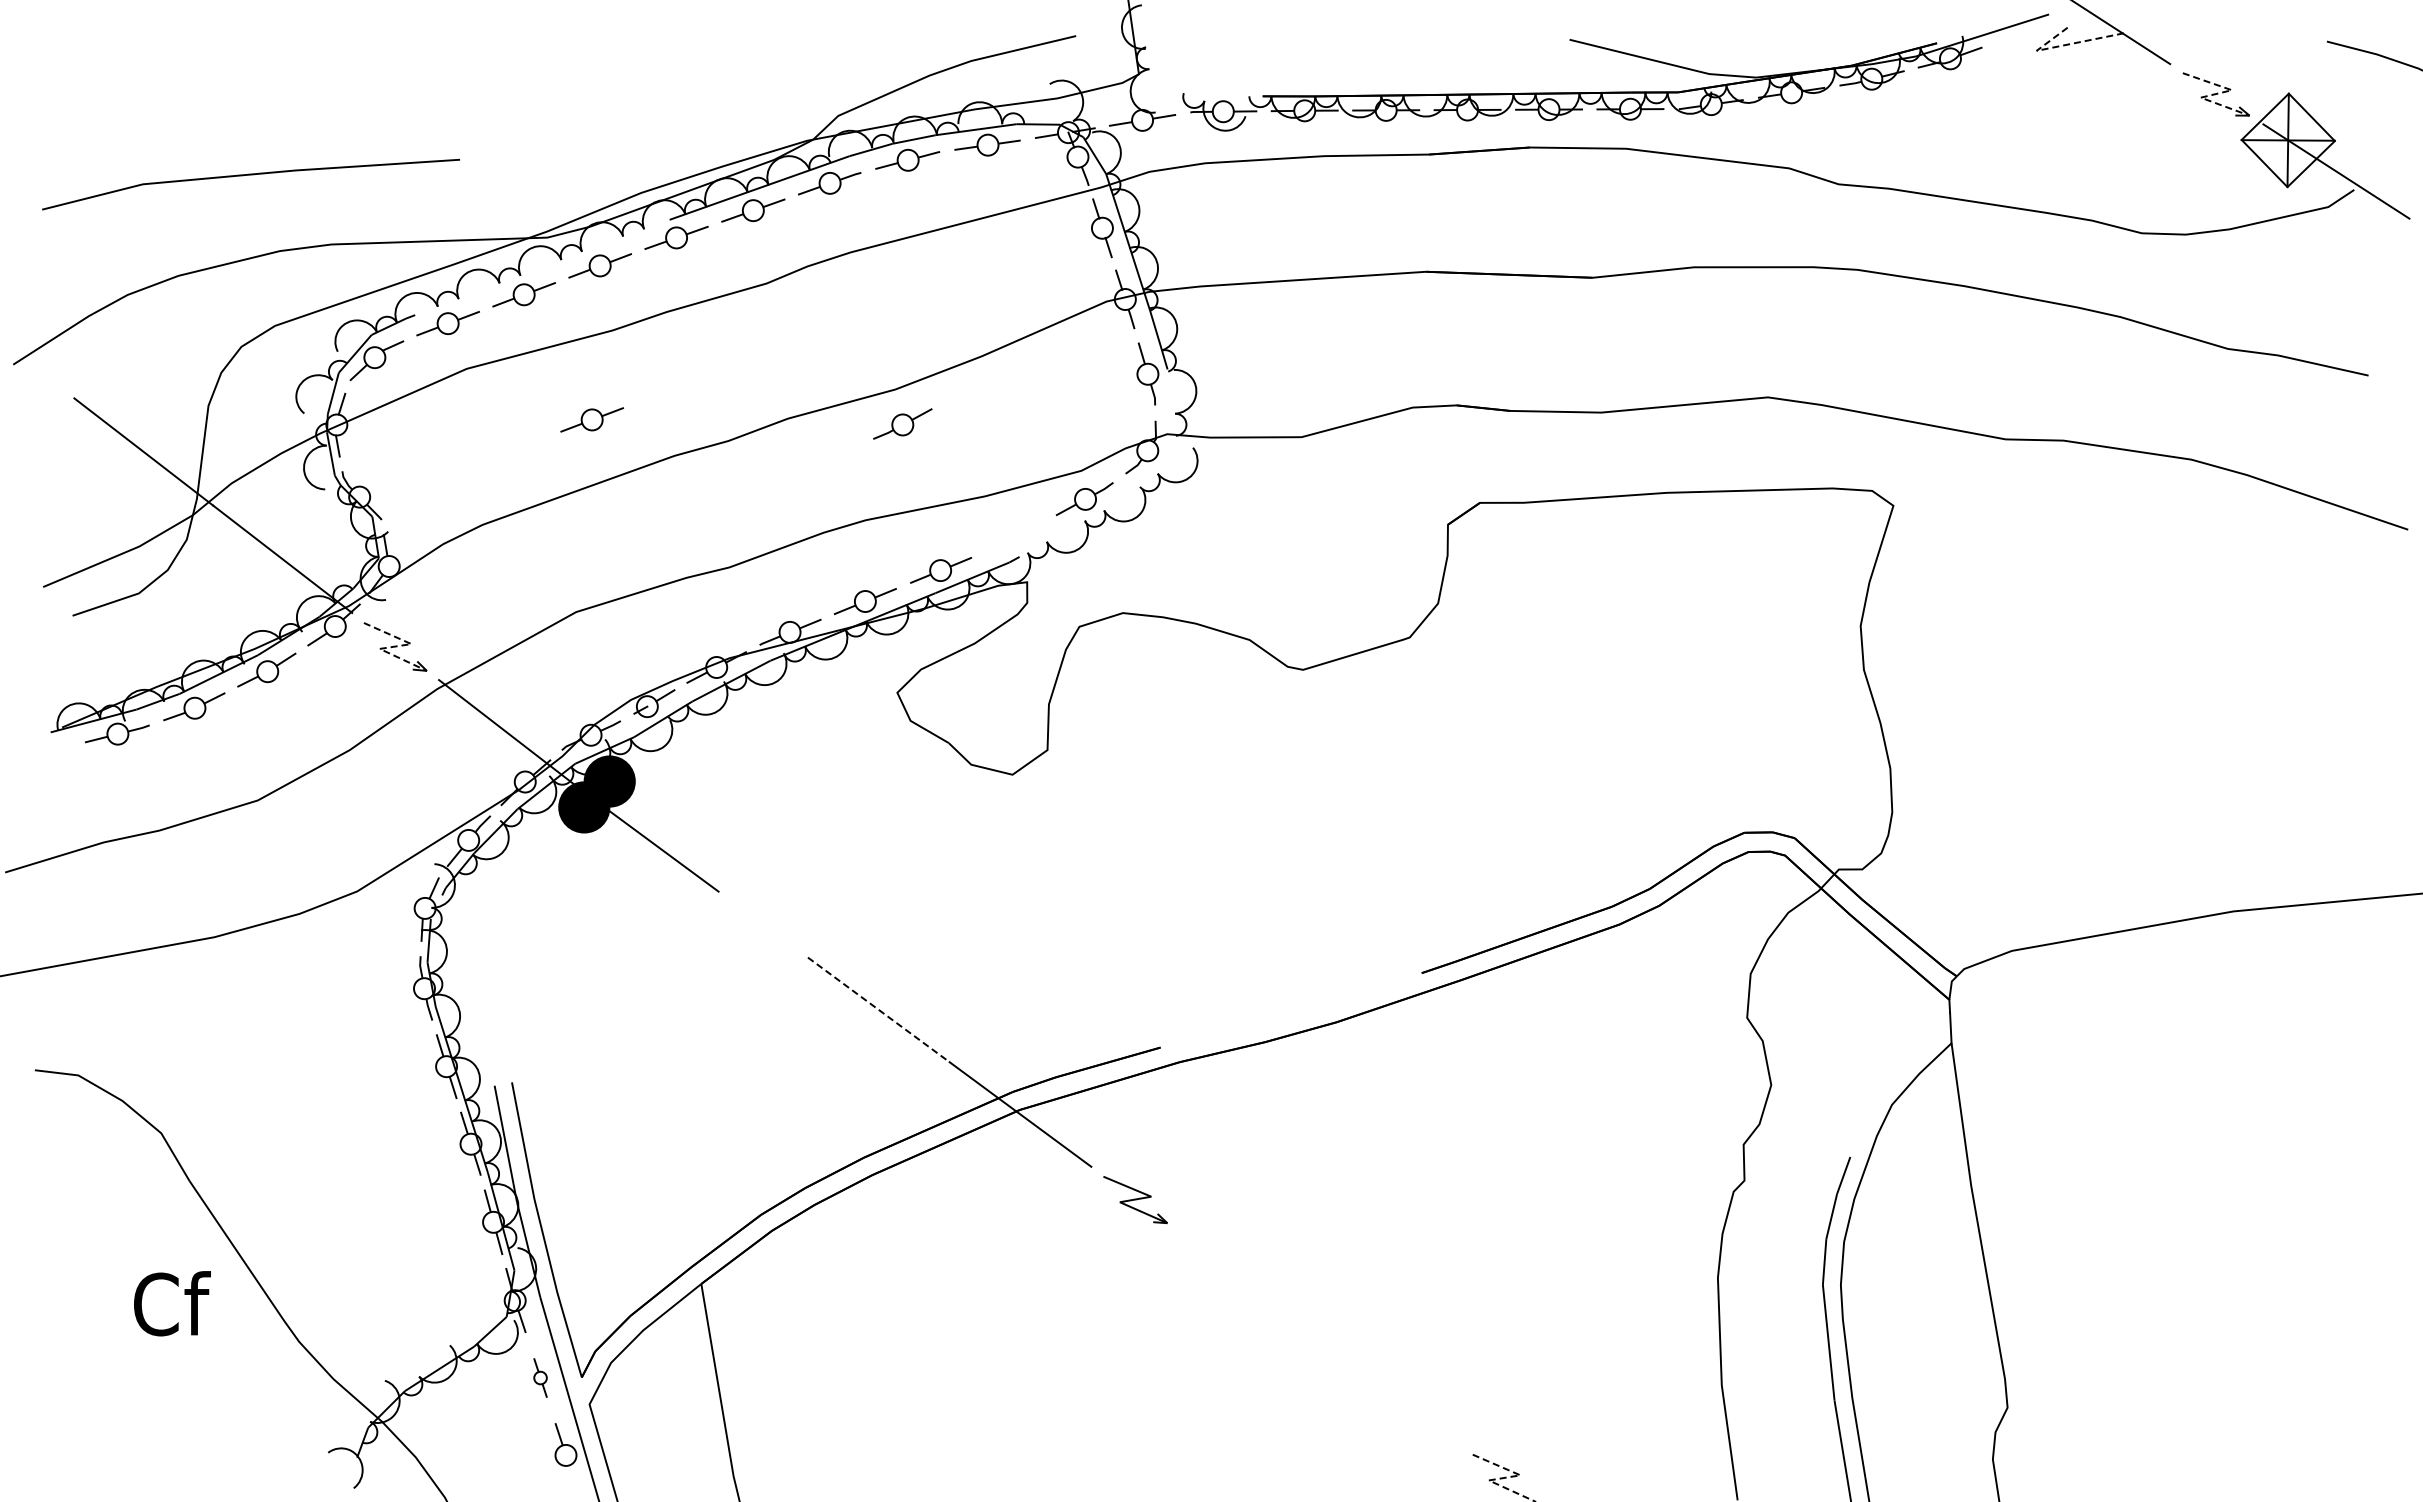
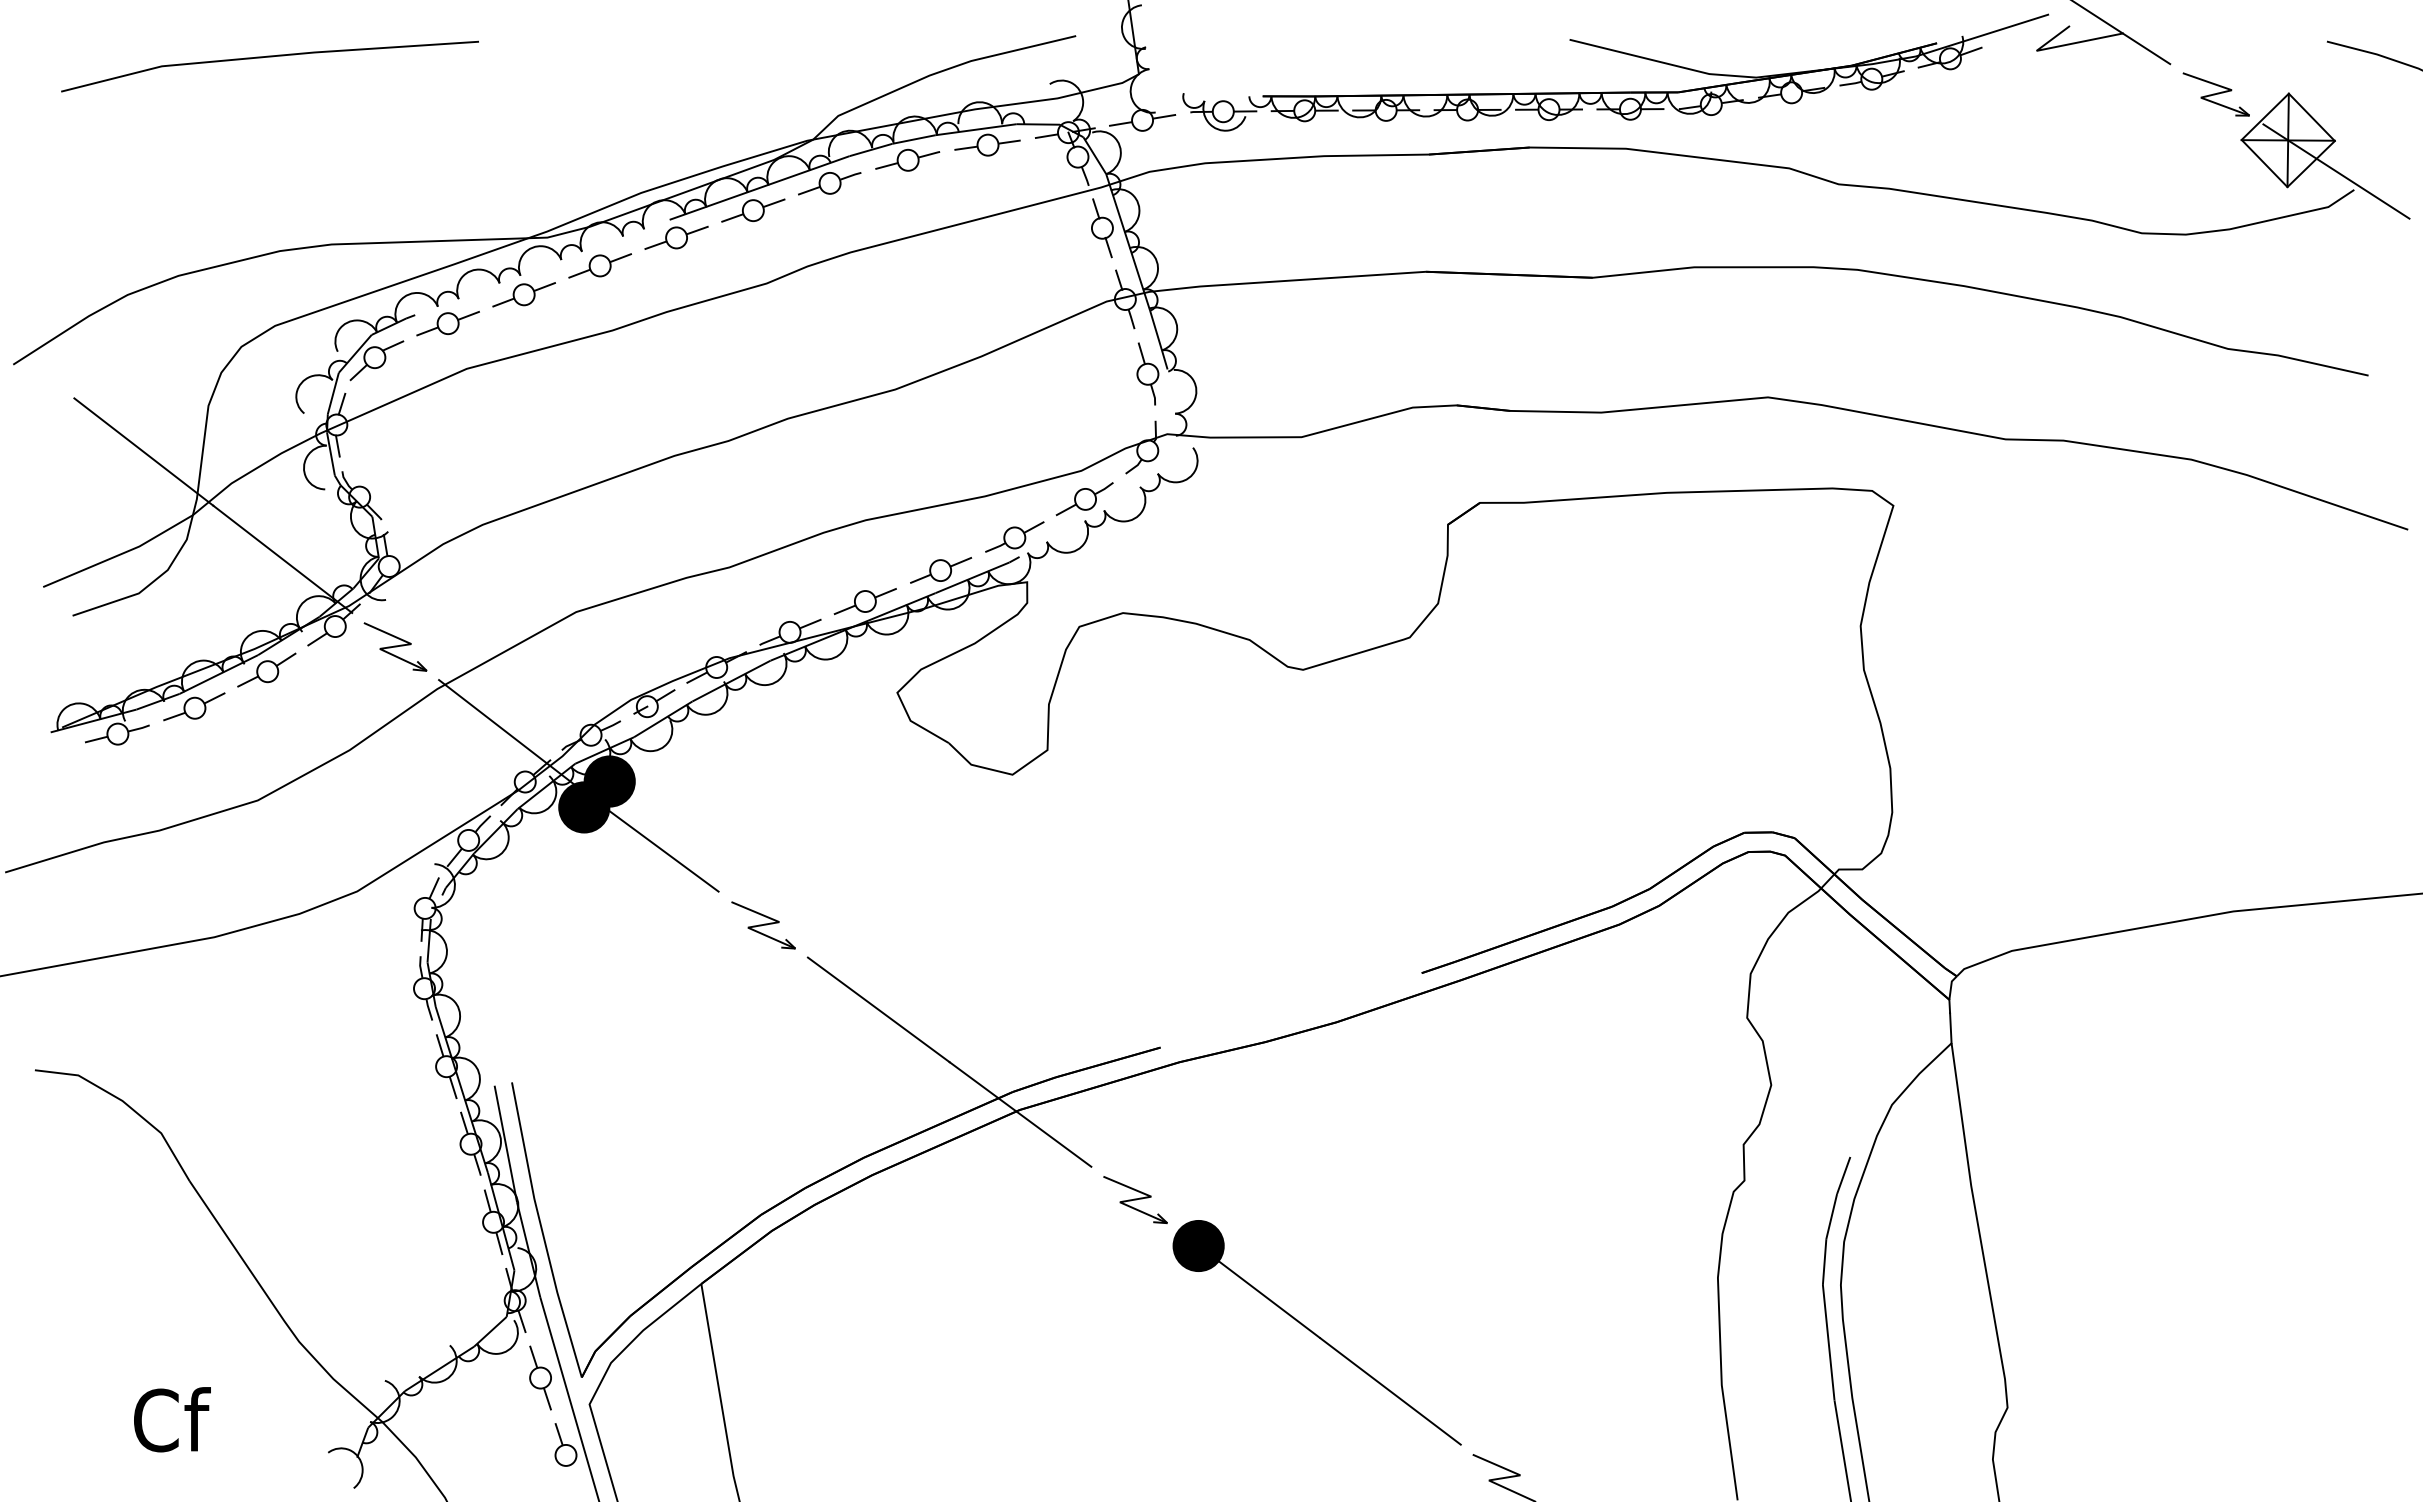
line: dashed -> solid (2058, 46)
line: dashed -> solid (2216, 93)
line position: (250, 175) -> (269, 57) (269, 57)
part: present -> none (591, 419)
part position: (902, 423) -> (1014, 536) (1014, 536)
line: dashed -> solid (395, 646)
part: none -> present (763, 925)
line: dashed -> solid (879, 1010)
text position: (172, 1303) -> (172, 1419) (172, 1419)
part: none -> present (1316, 1332)
part size: 15x40 px -> 23x66 px (540, 1377)
line: dashed -> solid (1504, 1477)
